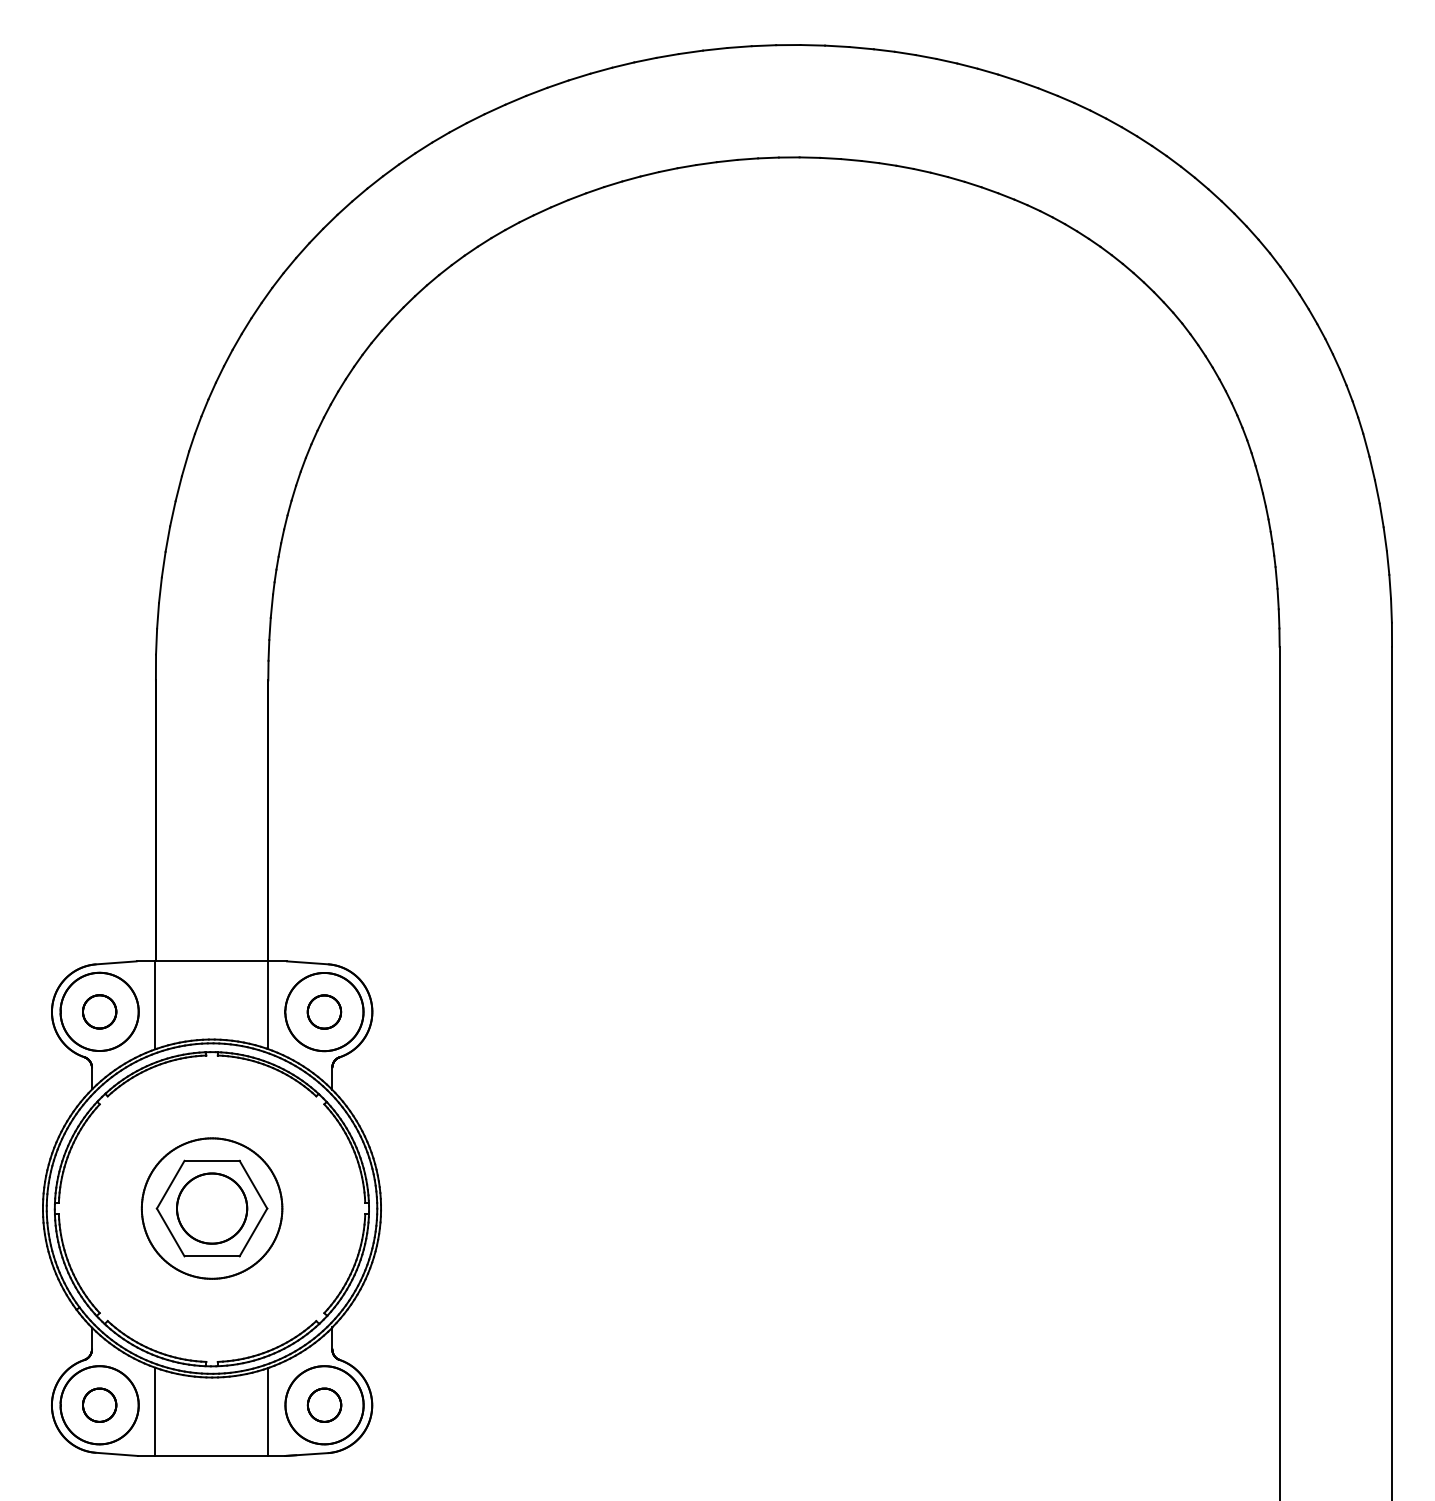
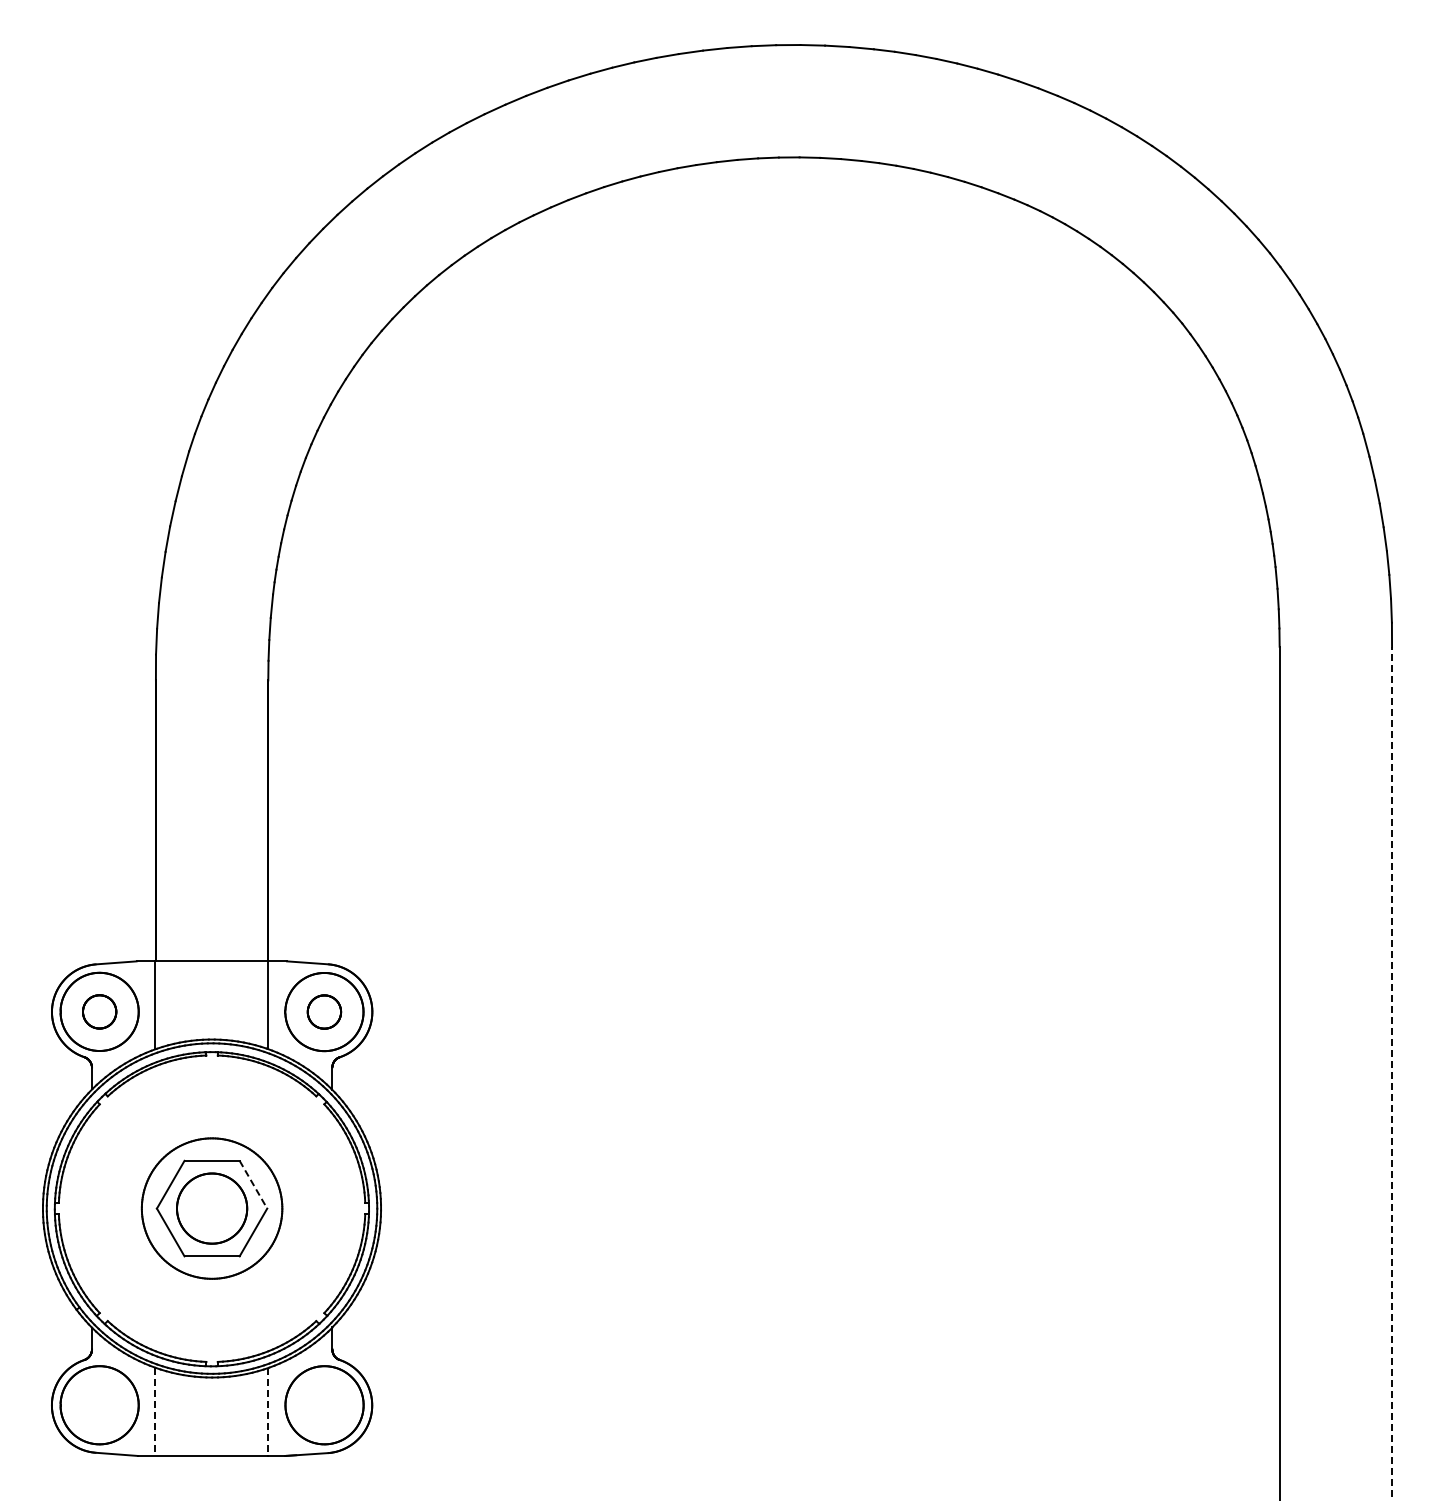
line: solid -> dashed (1392, 1073)
line: solid -> dashed (253, 1184)
part: present -> none (99, 1404)
part: present -> none (324, 1404)
line: solid -> dashed (268, 1411)
line: solid -> dashed (155, 1412)
